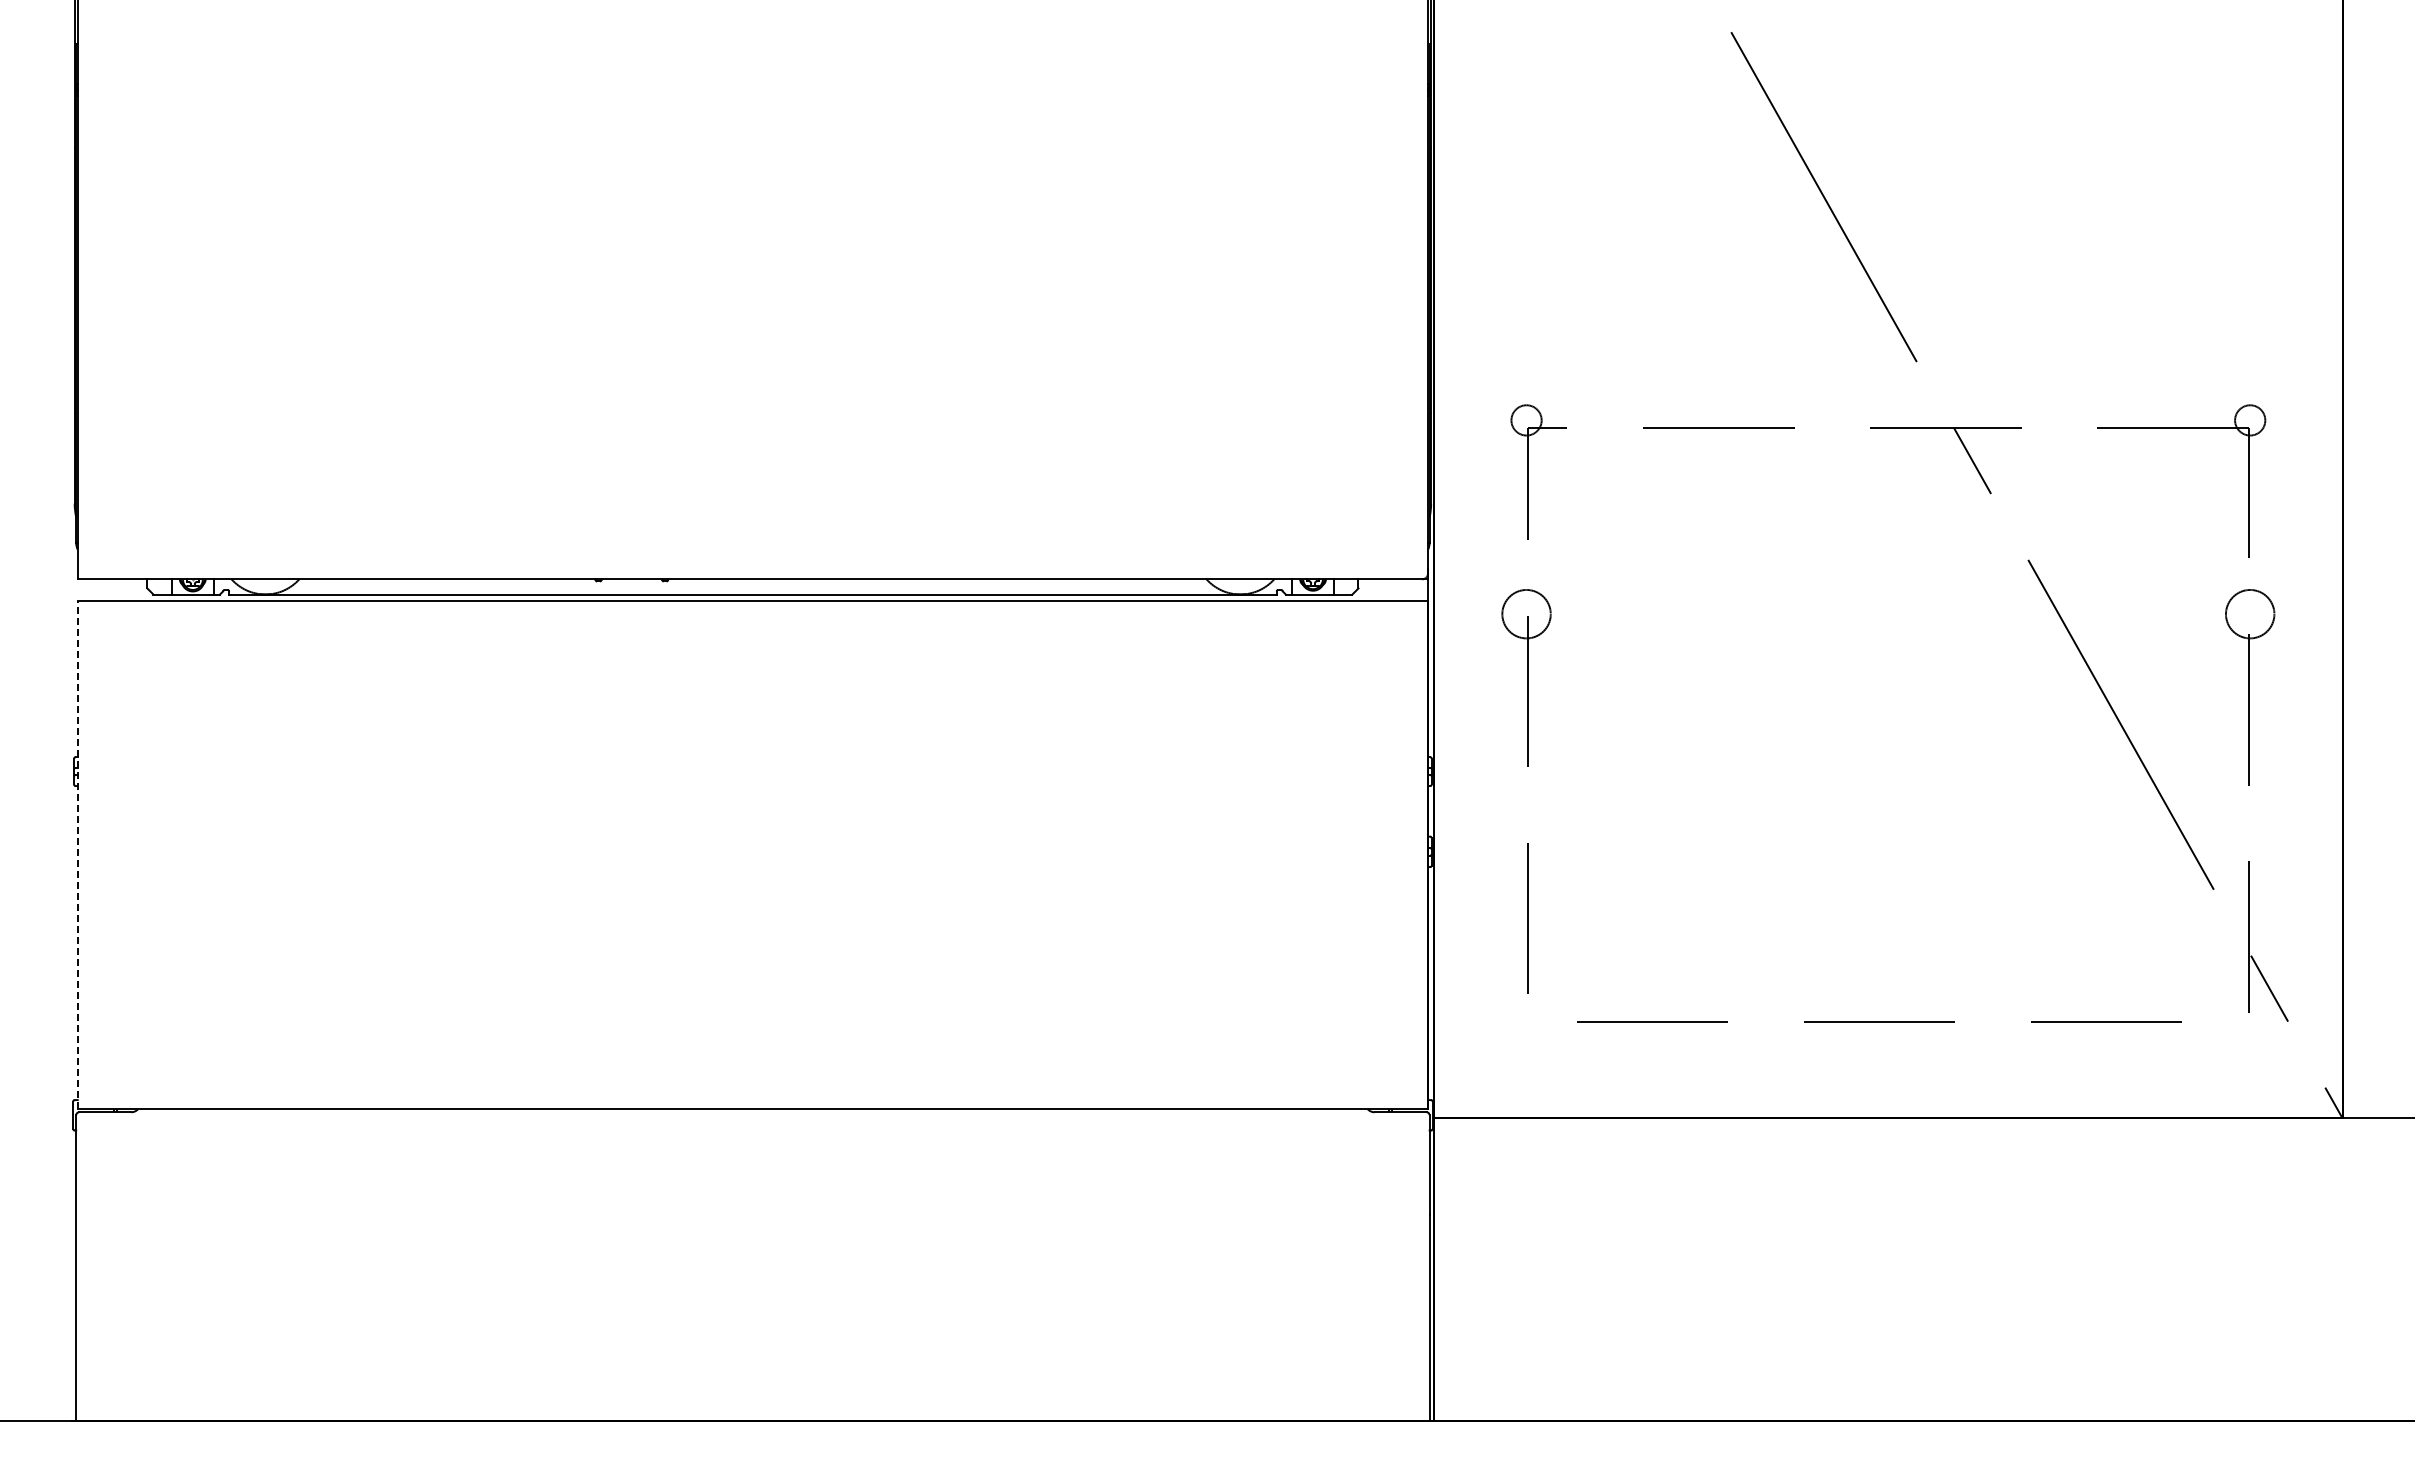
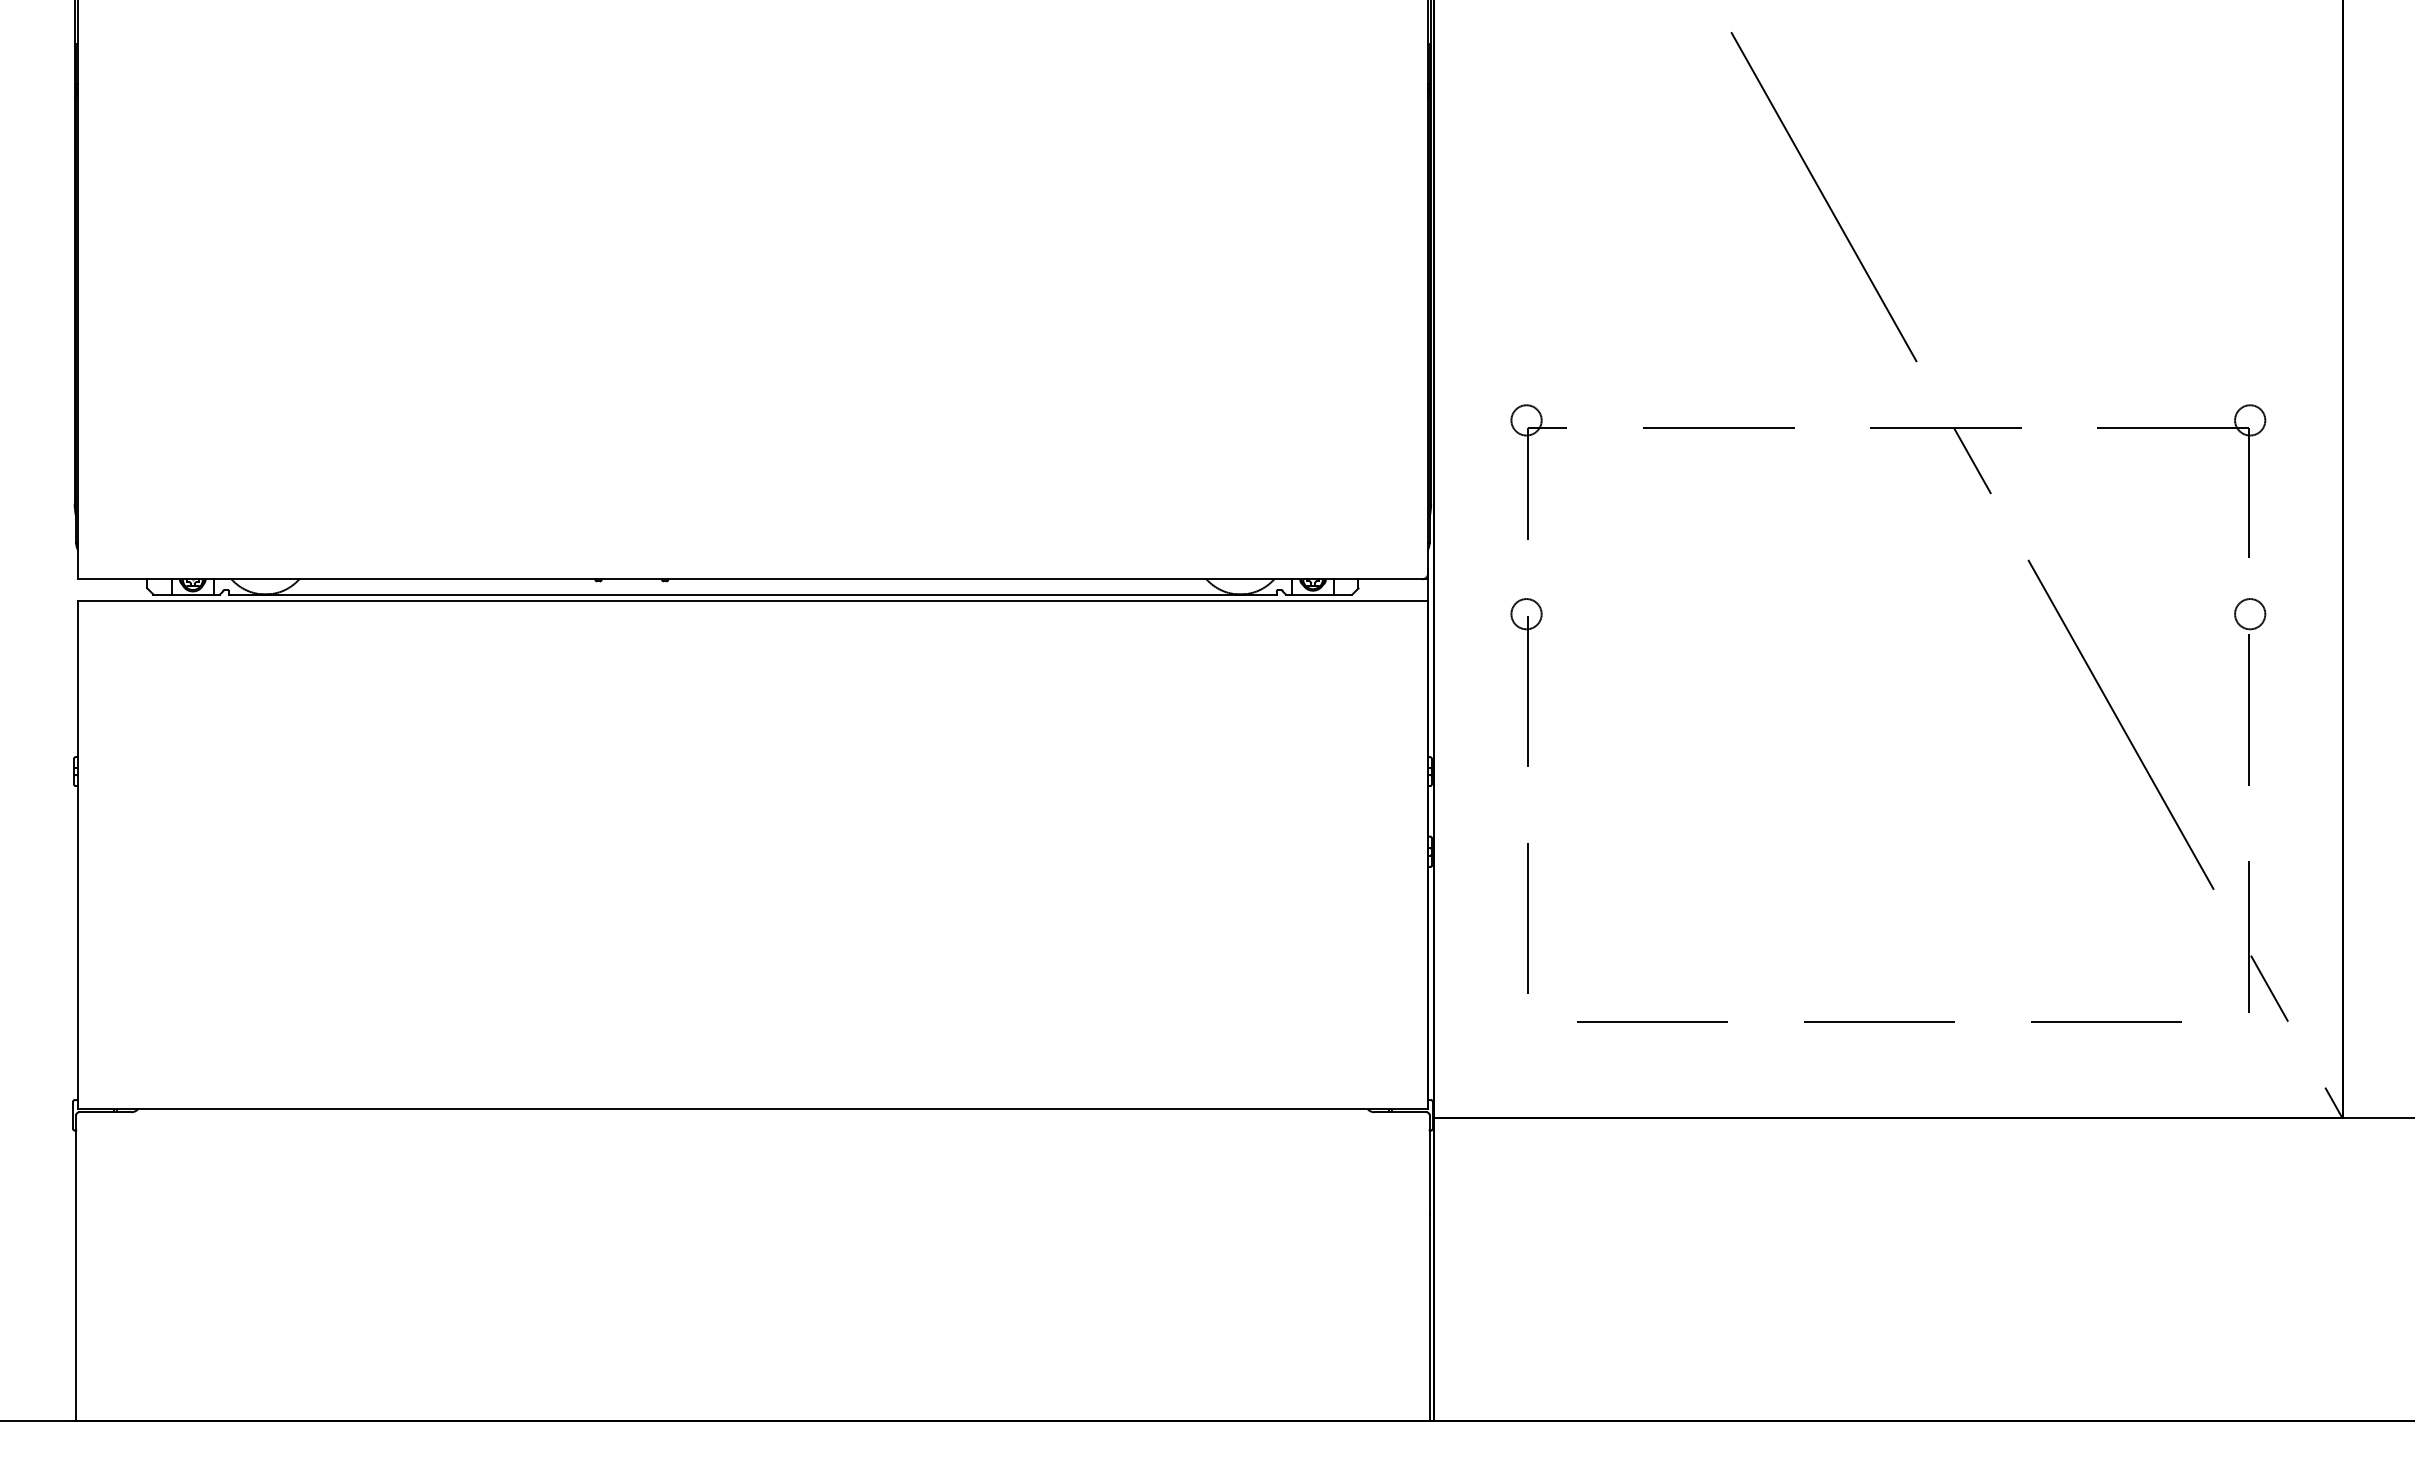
circle diameter: 48 px -> 30 px (1526, 614)
circle diameter: 48 px -> 30 px (2250, 614)
line: dashed -> solid (77, 854)
